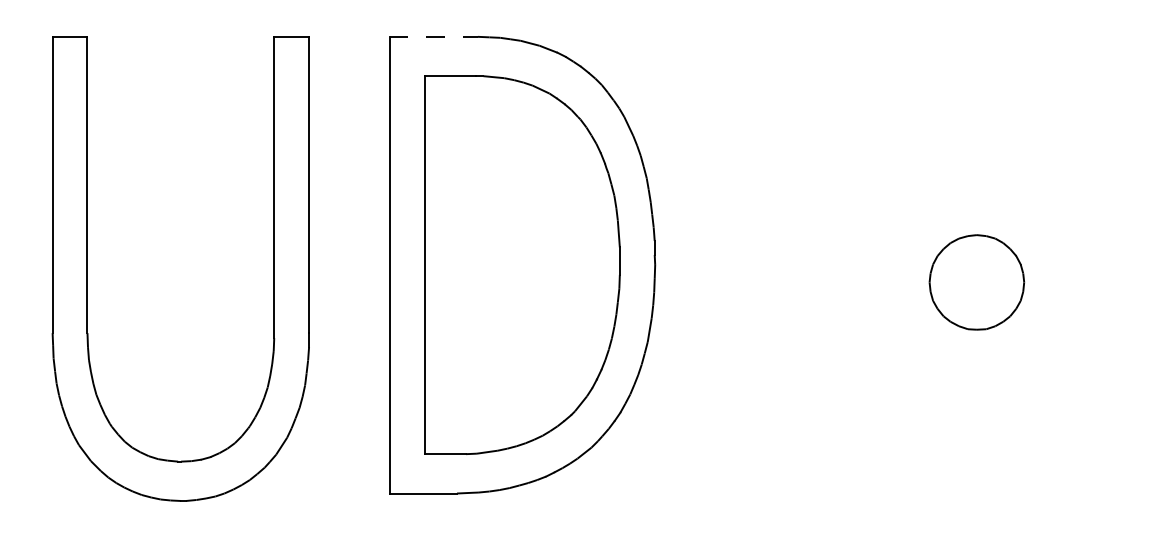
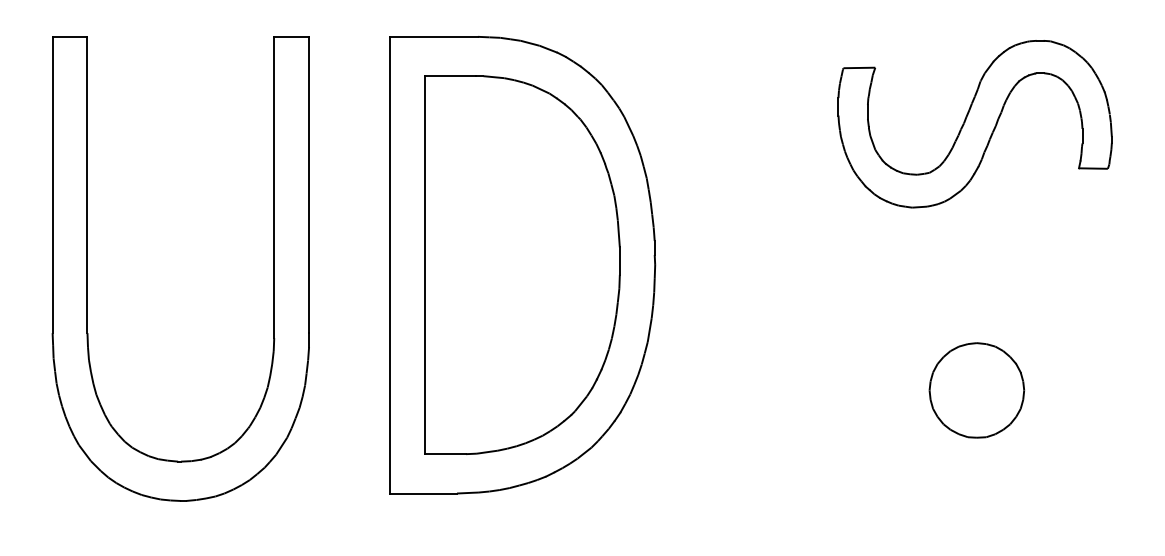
line: dashed -> solid (434, 36)
part: none -> present (974, 124)
part position: (976, 282) -> (976, 390) (976, 390)
